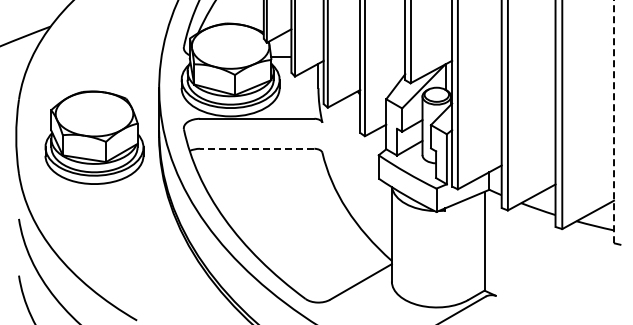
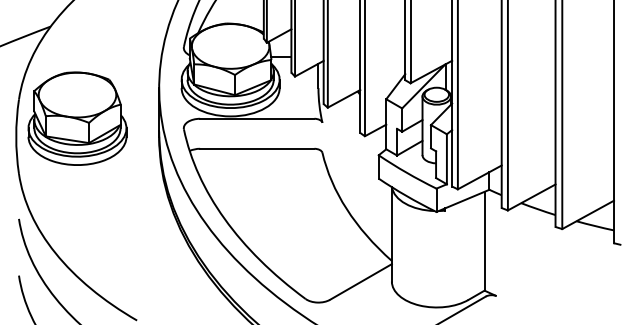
line: dashed -> solid (614, 121)
part position: (94, 137) -> (77, 118) (77, 118)
line: dashed -> solid (256, 148)
